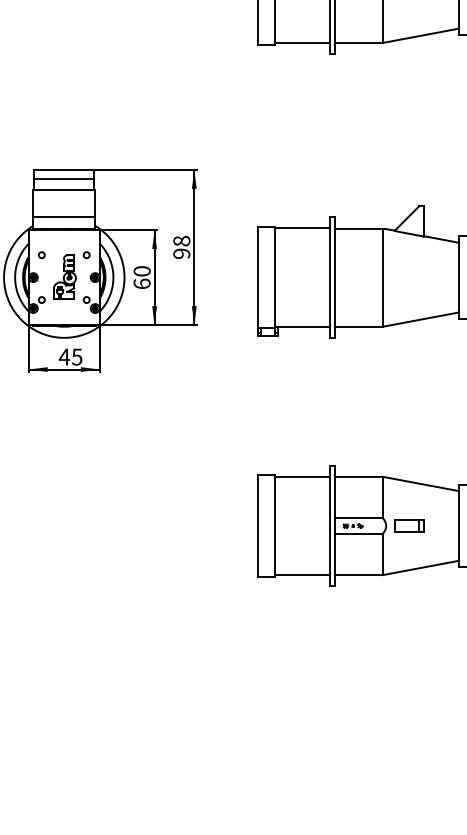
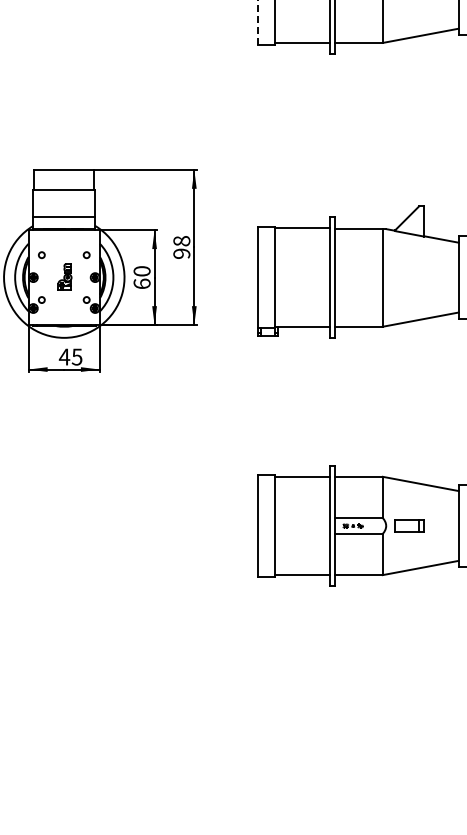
line: solid -> dashed (257, 22)
line: present -> none (64, 179)
part size: 24x46 px -> 16x28 px (64, 276)
